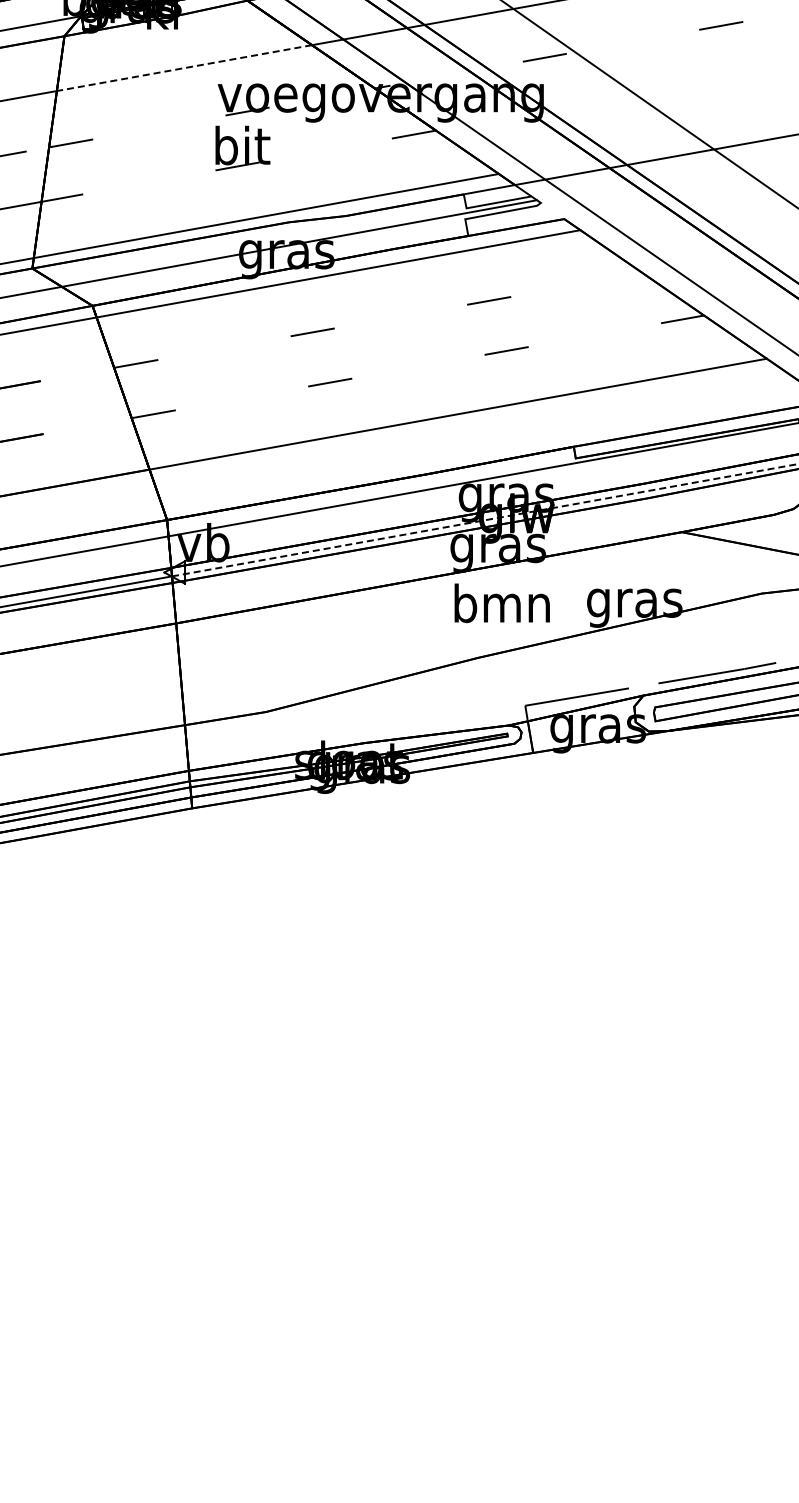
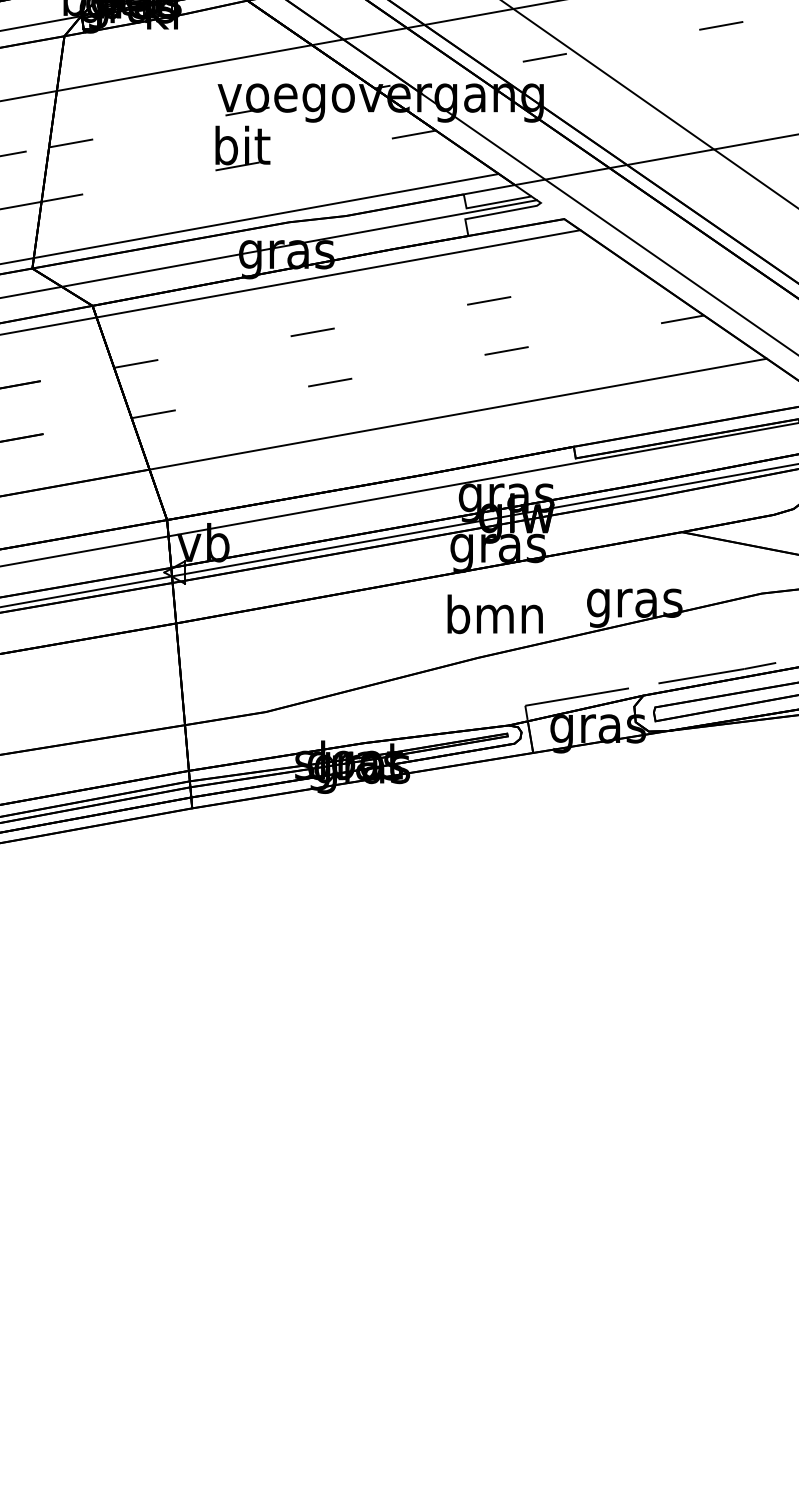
line: dashed -> solid (184, 68)
line: dashed -> solid (485, 520)
text position: (501, 603) -> (494, 614) (494, 614)
